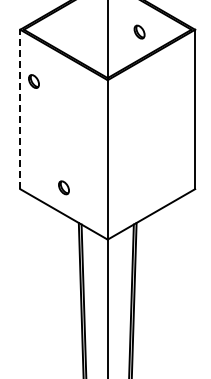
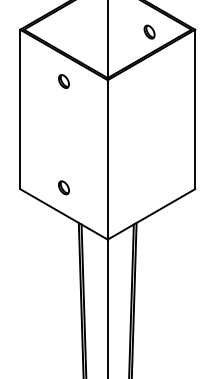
part position: (139, 31) -> (149, 31) (149, 31)
part position: (33, 81) -> (63, 81) (63, 81)
line: dashed -> solid (20, 109)
